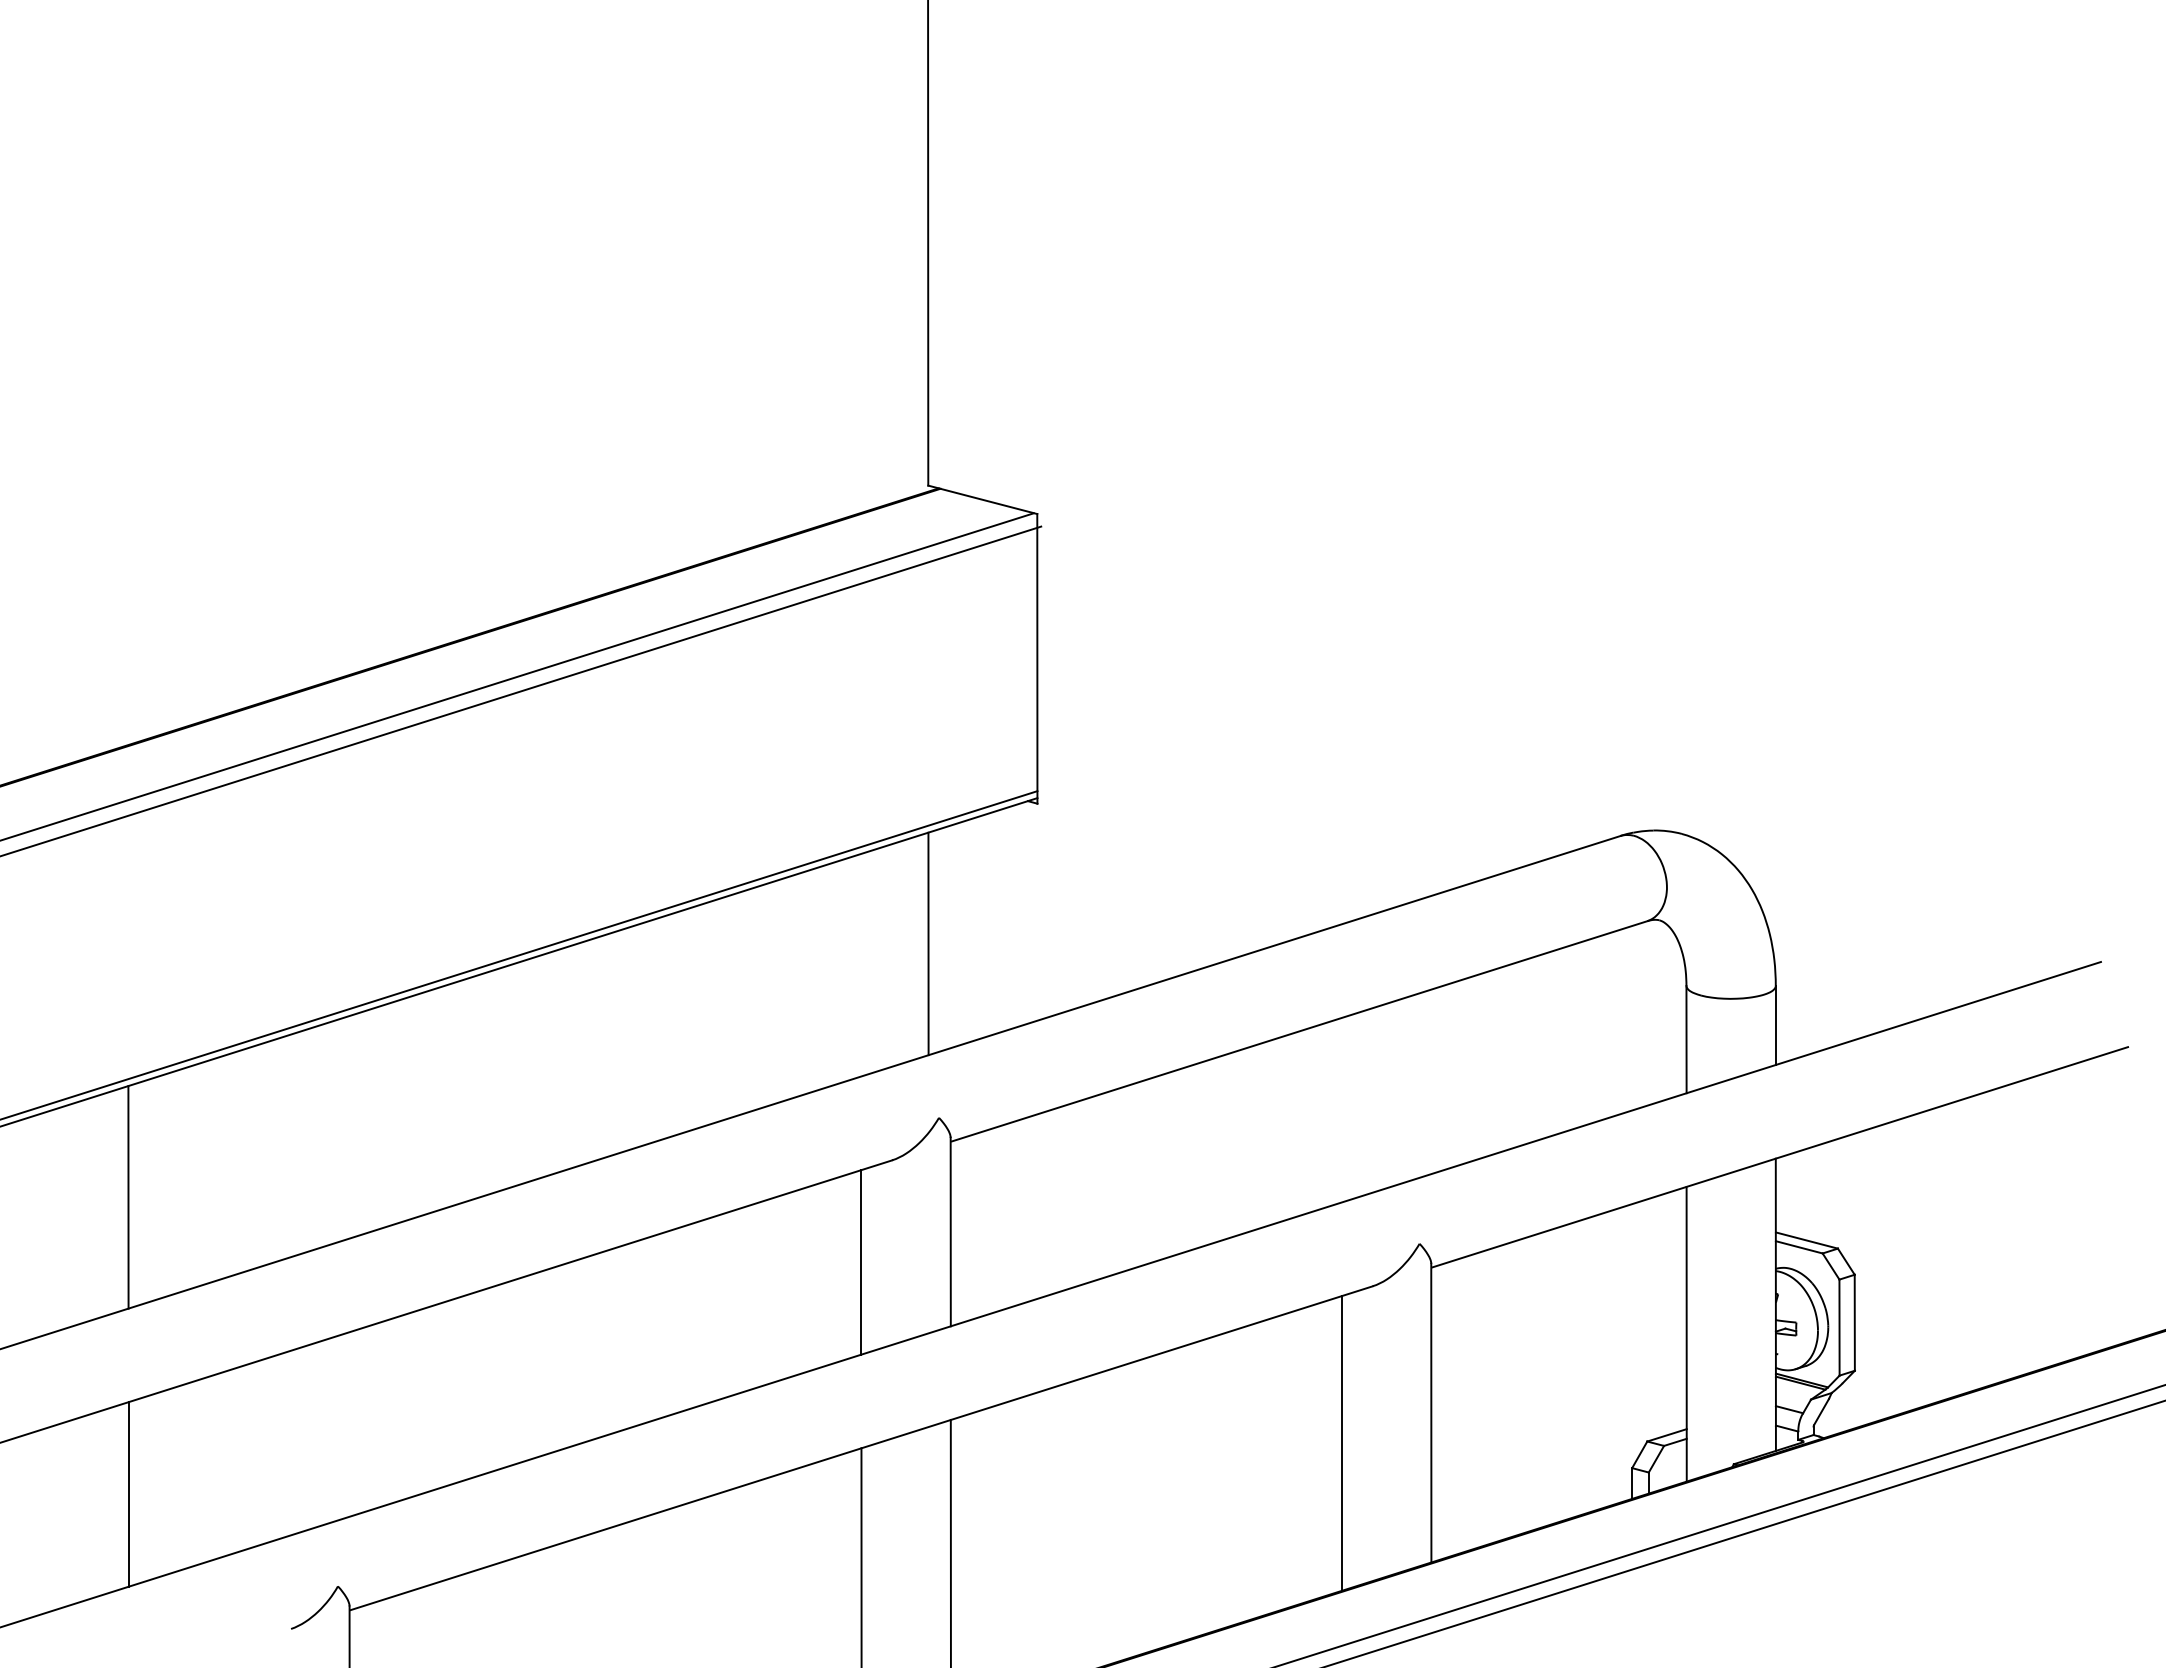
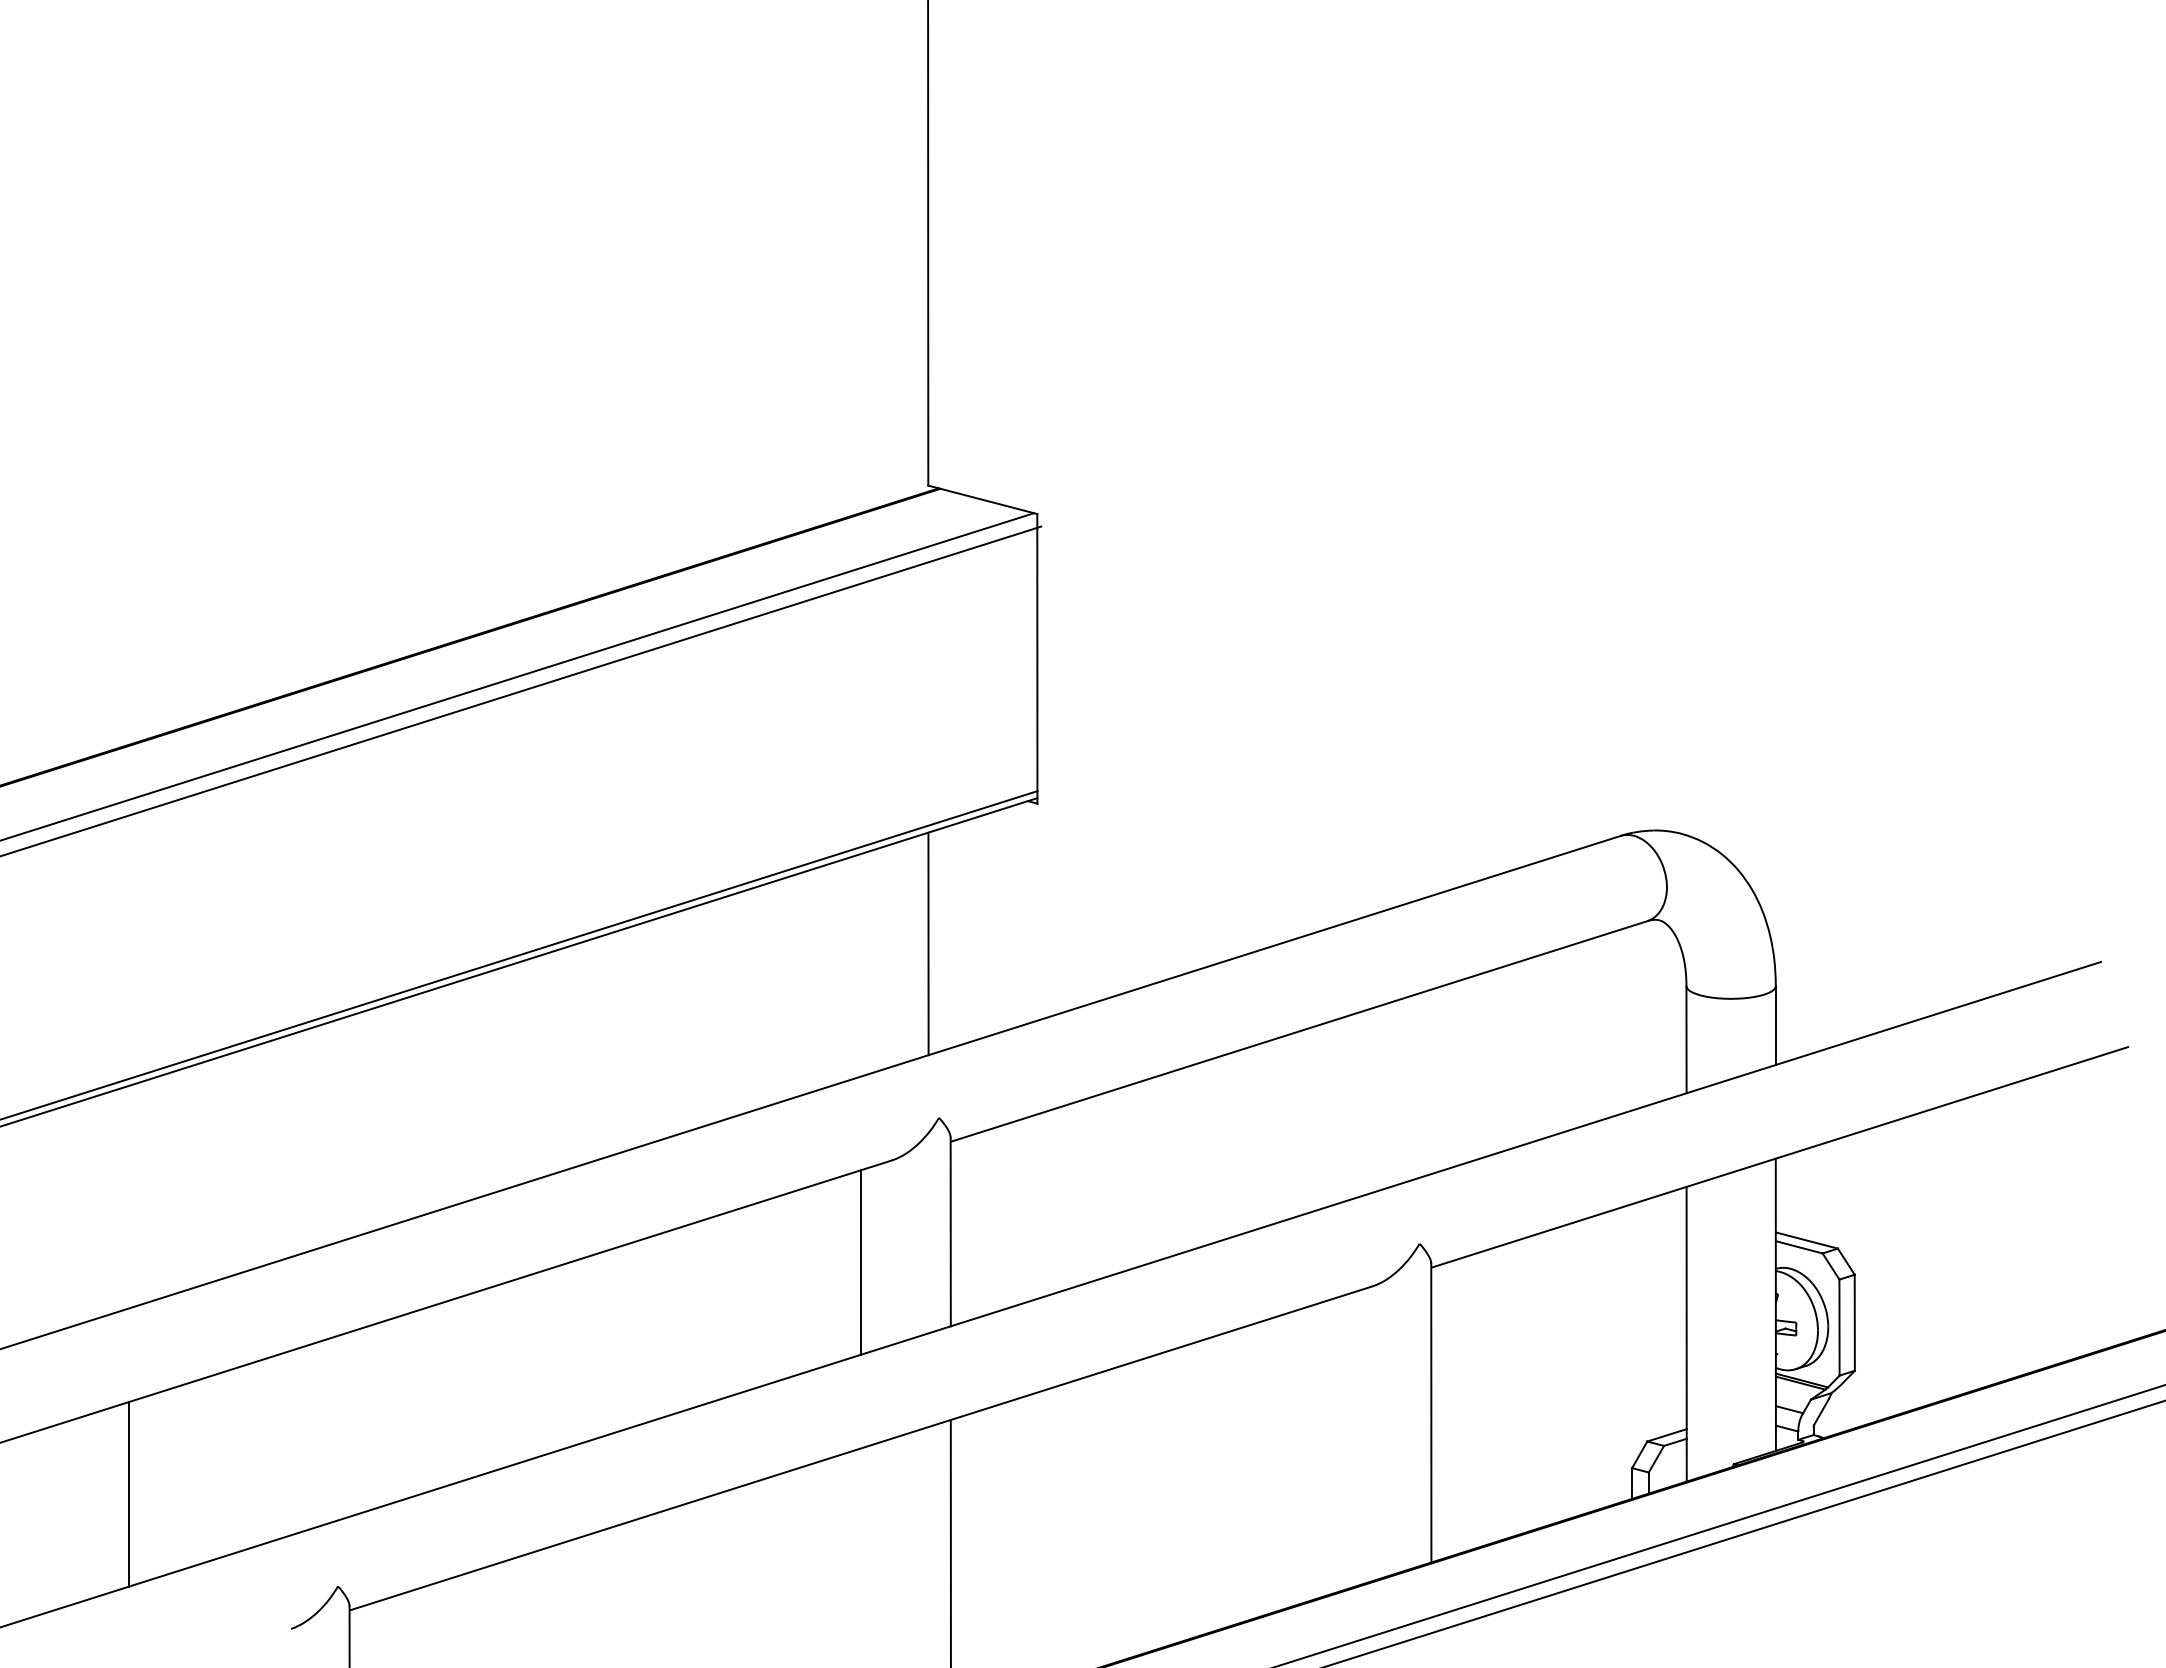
line: present -> none (128, 1197)
line: present -> none (1342, 1443)
line: present -> none (861, 1556)
